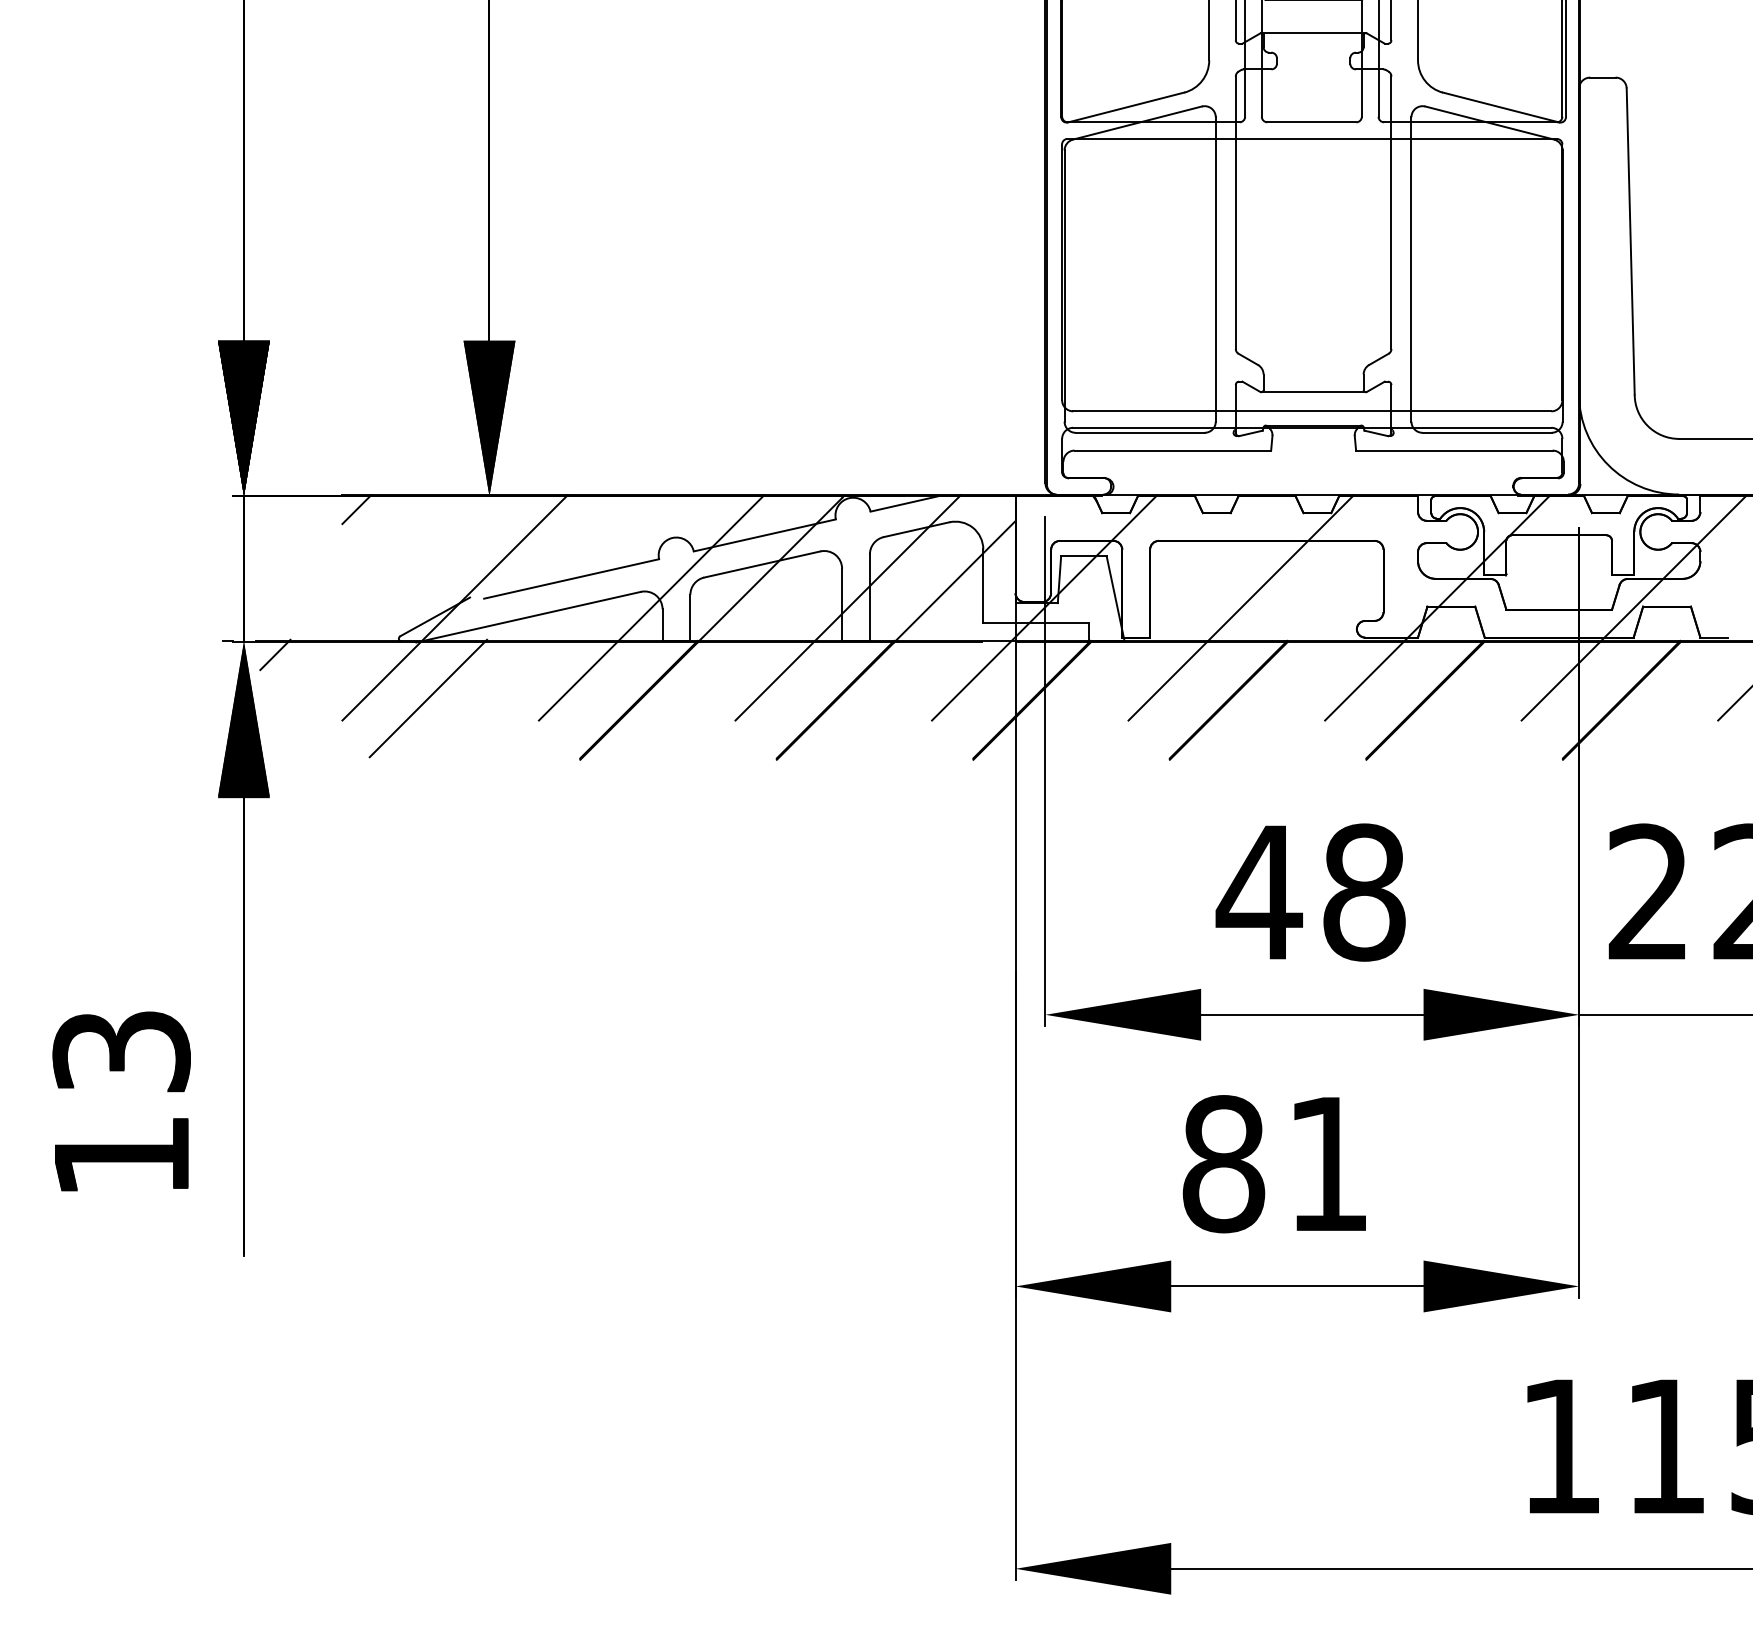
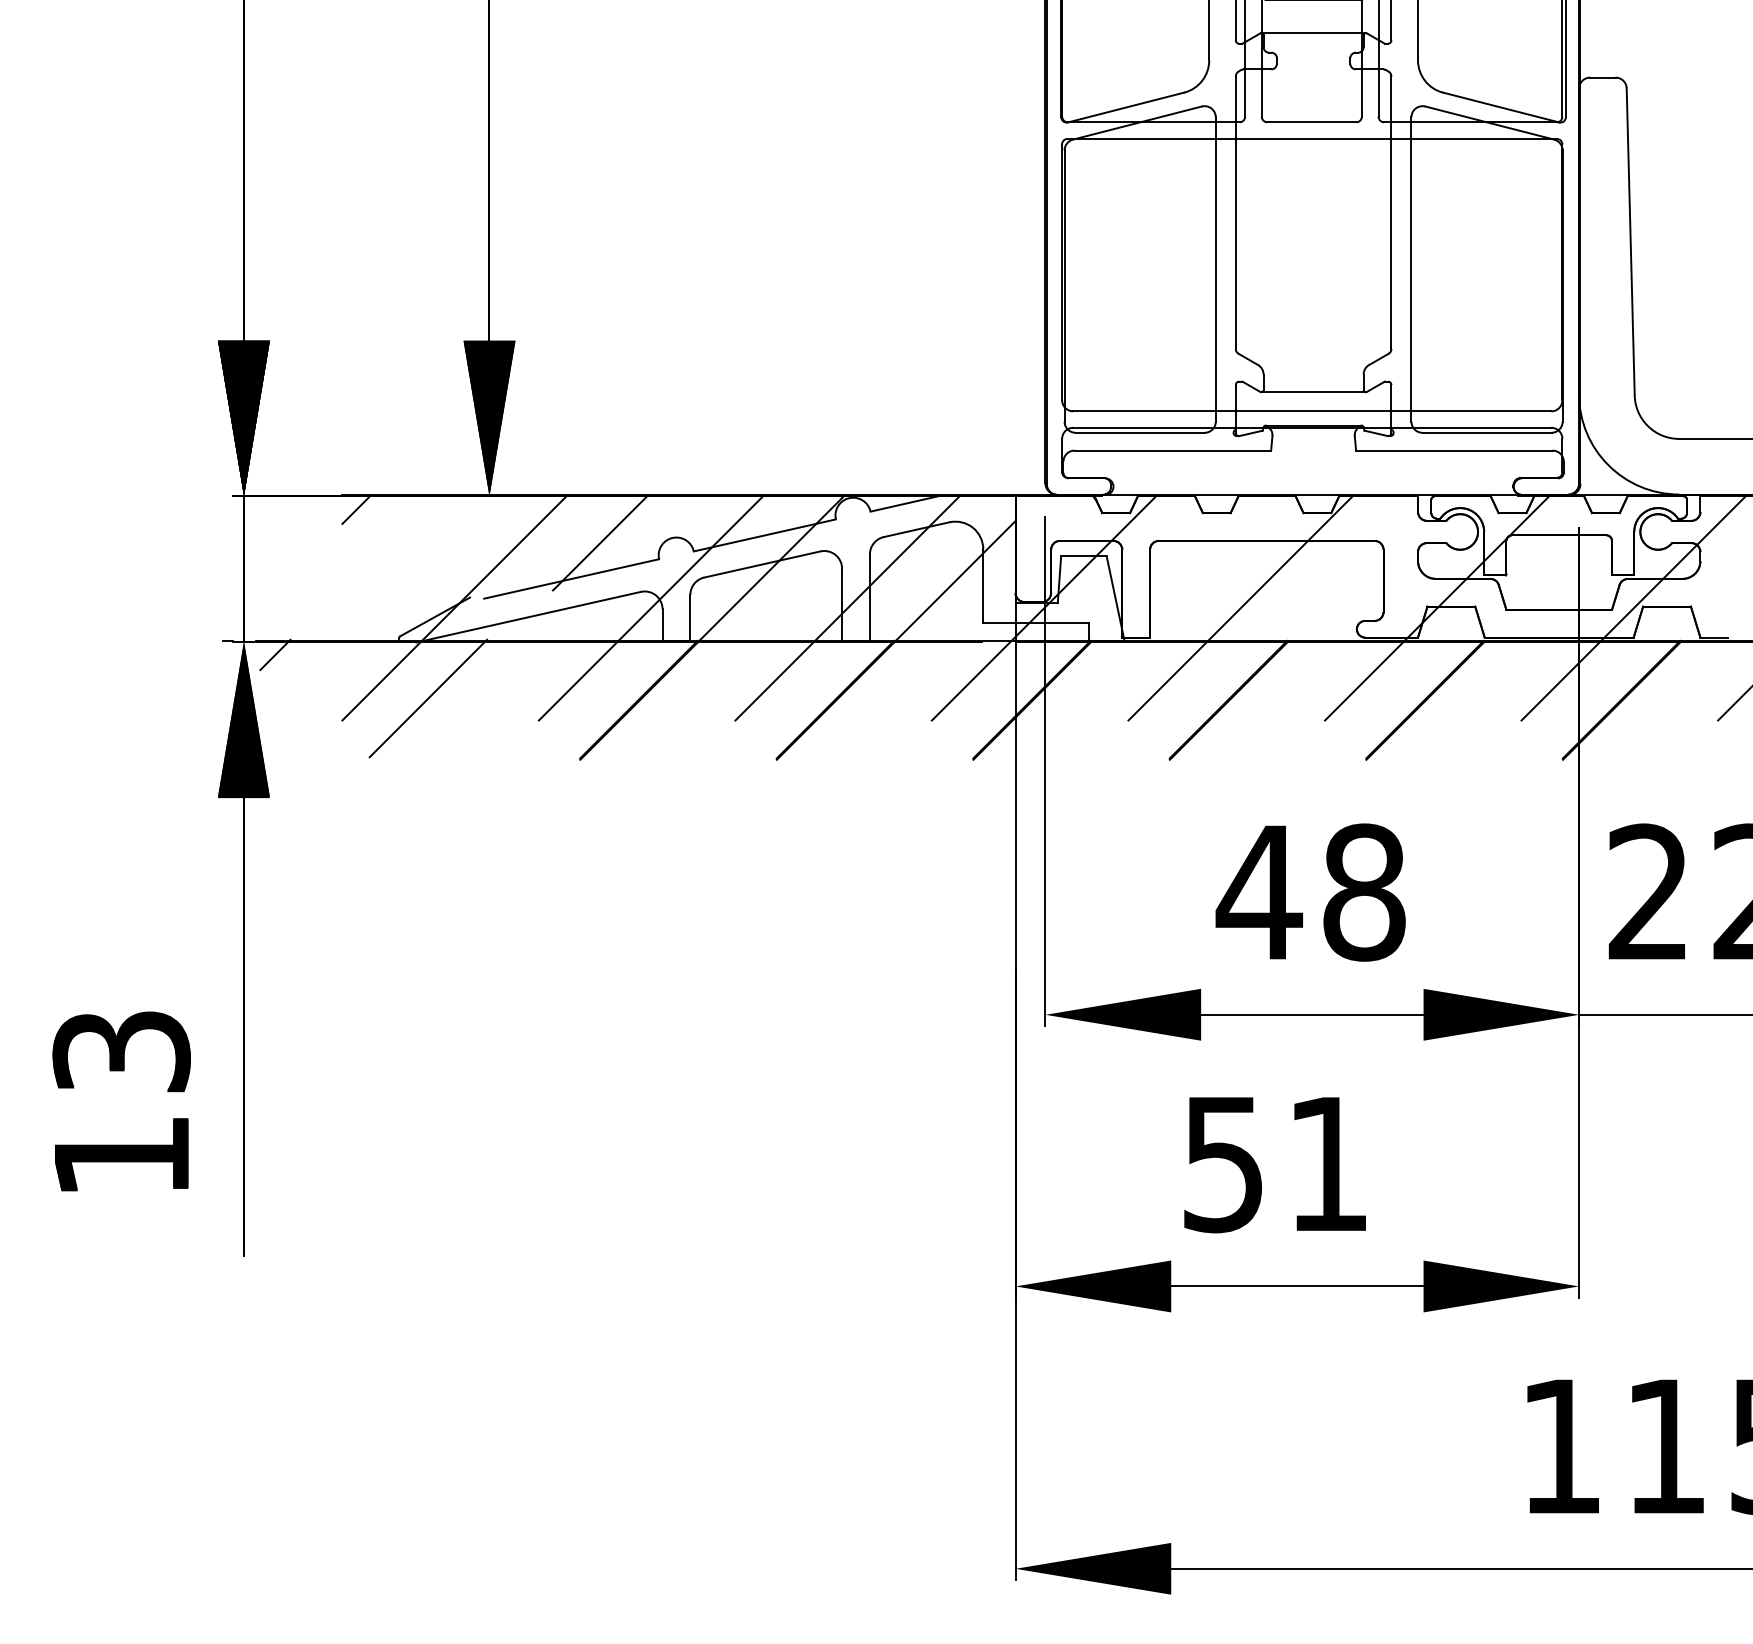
line: none -> present (600, 543)
text: 81 -> 51 (1223, 1164)
